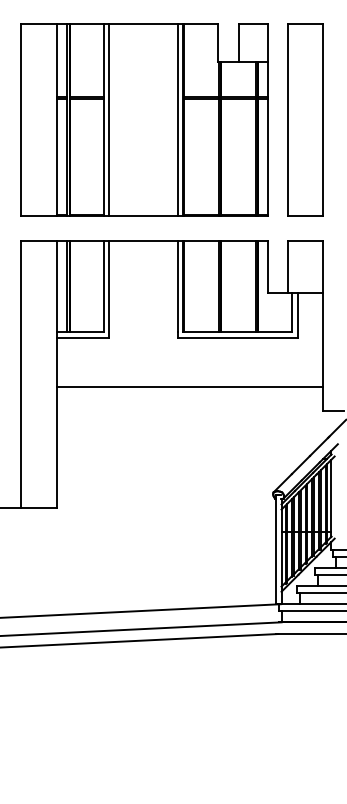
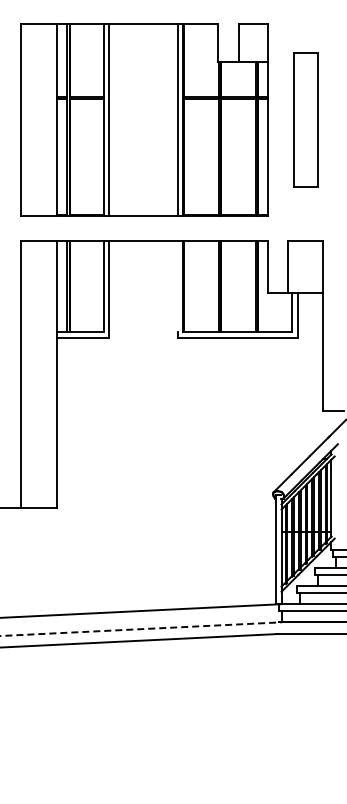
part size: 37x194 px -> 26x136 px (305, 119)
line: present -> none (177, 286)
line: present -> none (190, 386)
line: solid -> dashed (140, 629)
